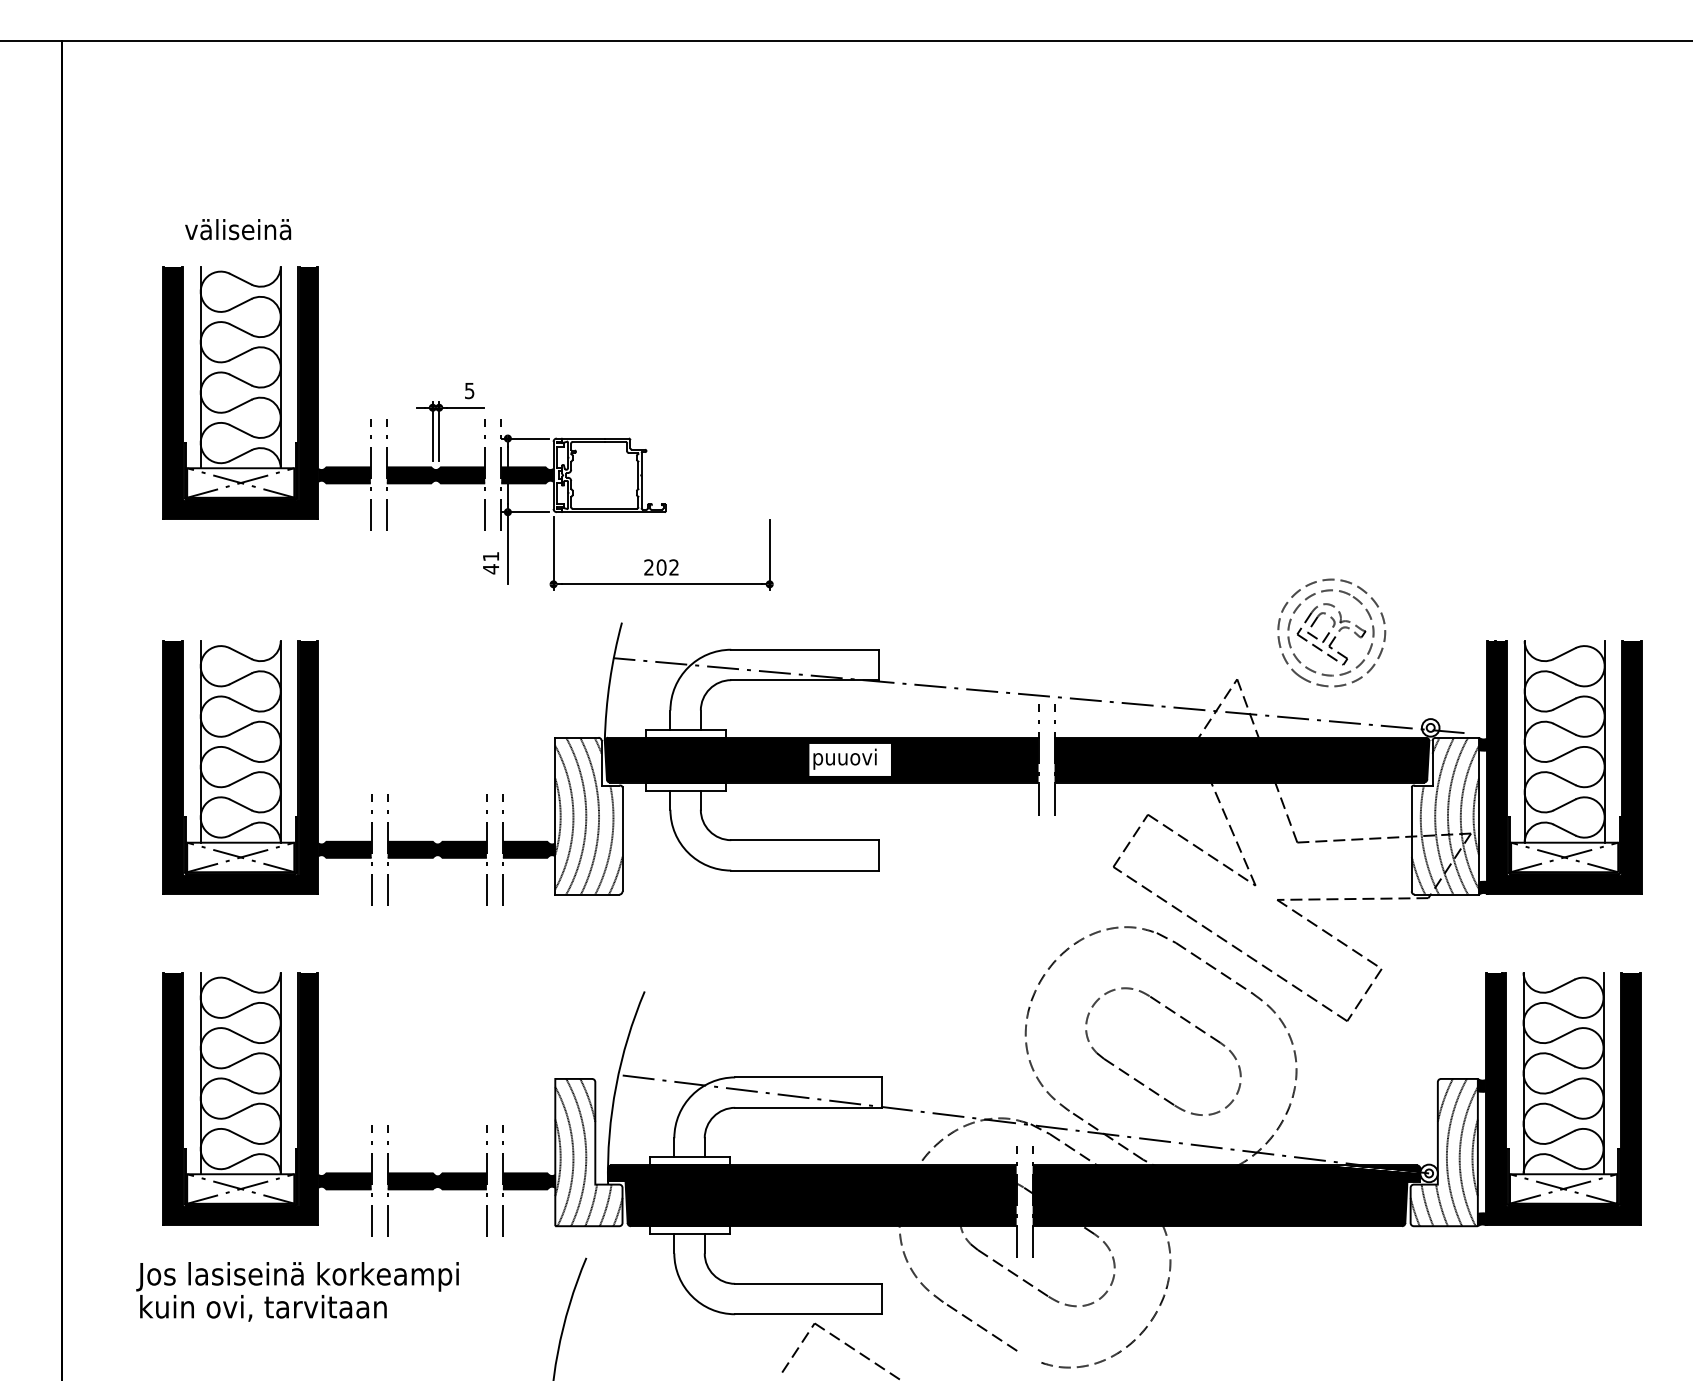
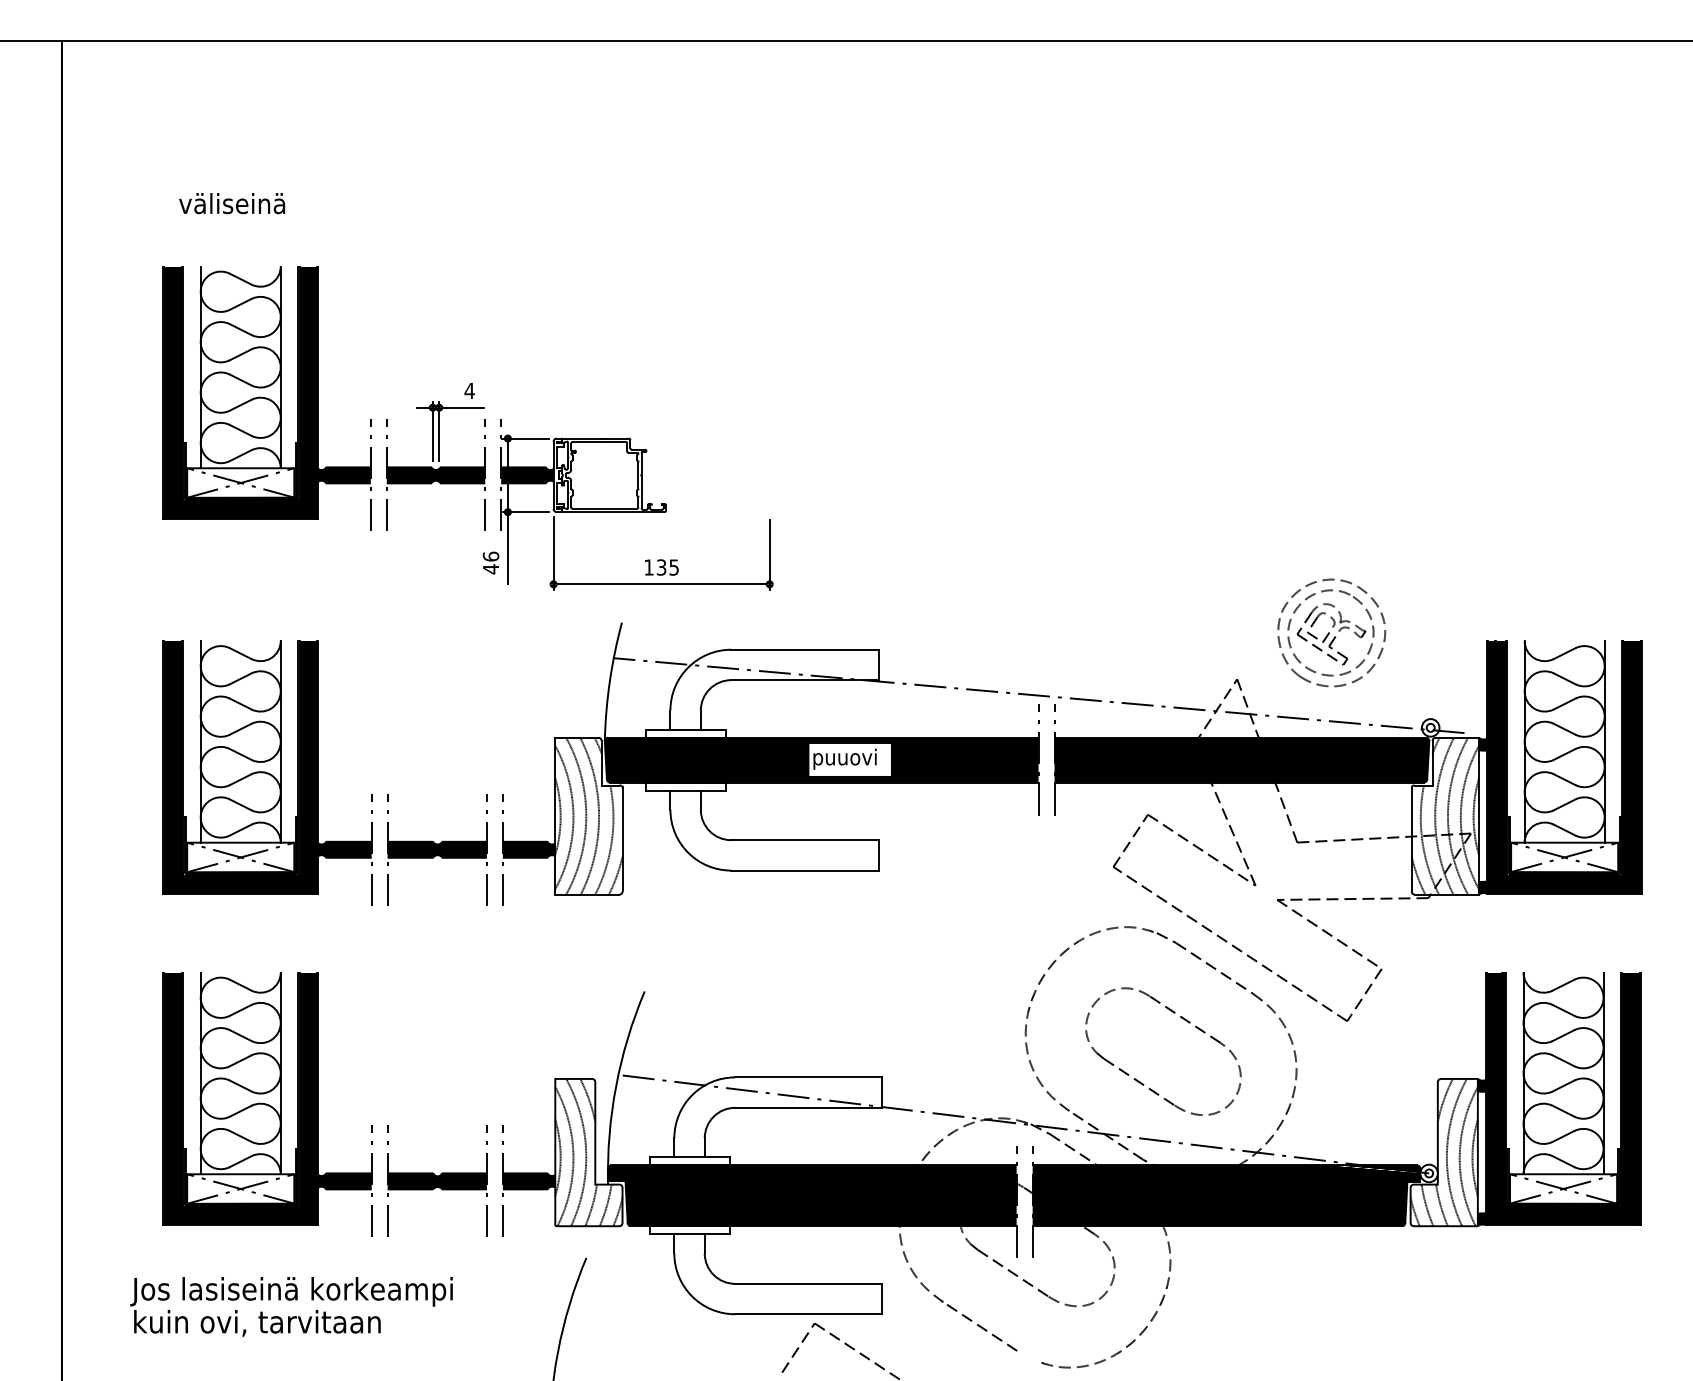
text position: (238, 229) -> (232, 203) (232, 203)
text: 5 -> 4 (469, 391)
text: 41 -> 46 (490, 556)
text: 202 -> 135 (661, 567)
text position: (297, 1291) -> (291, 1306) (291, 1306)
